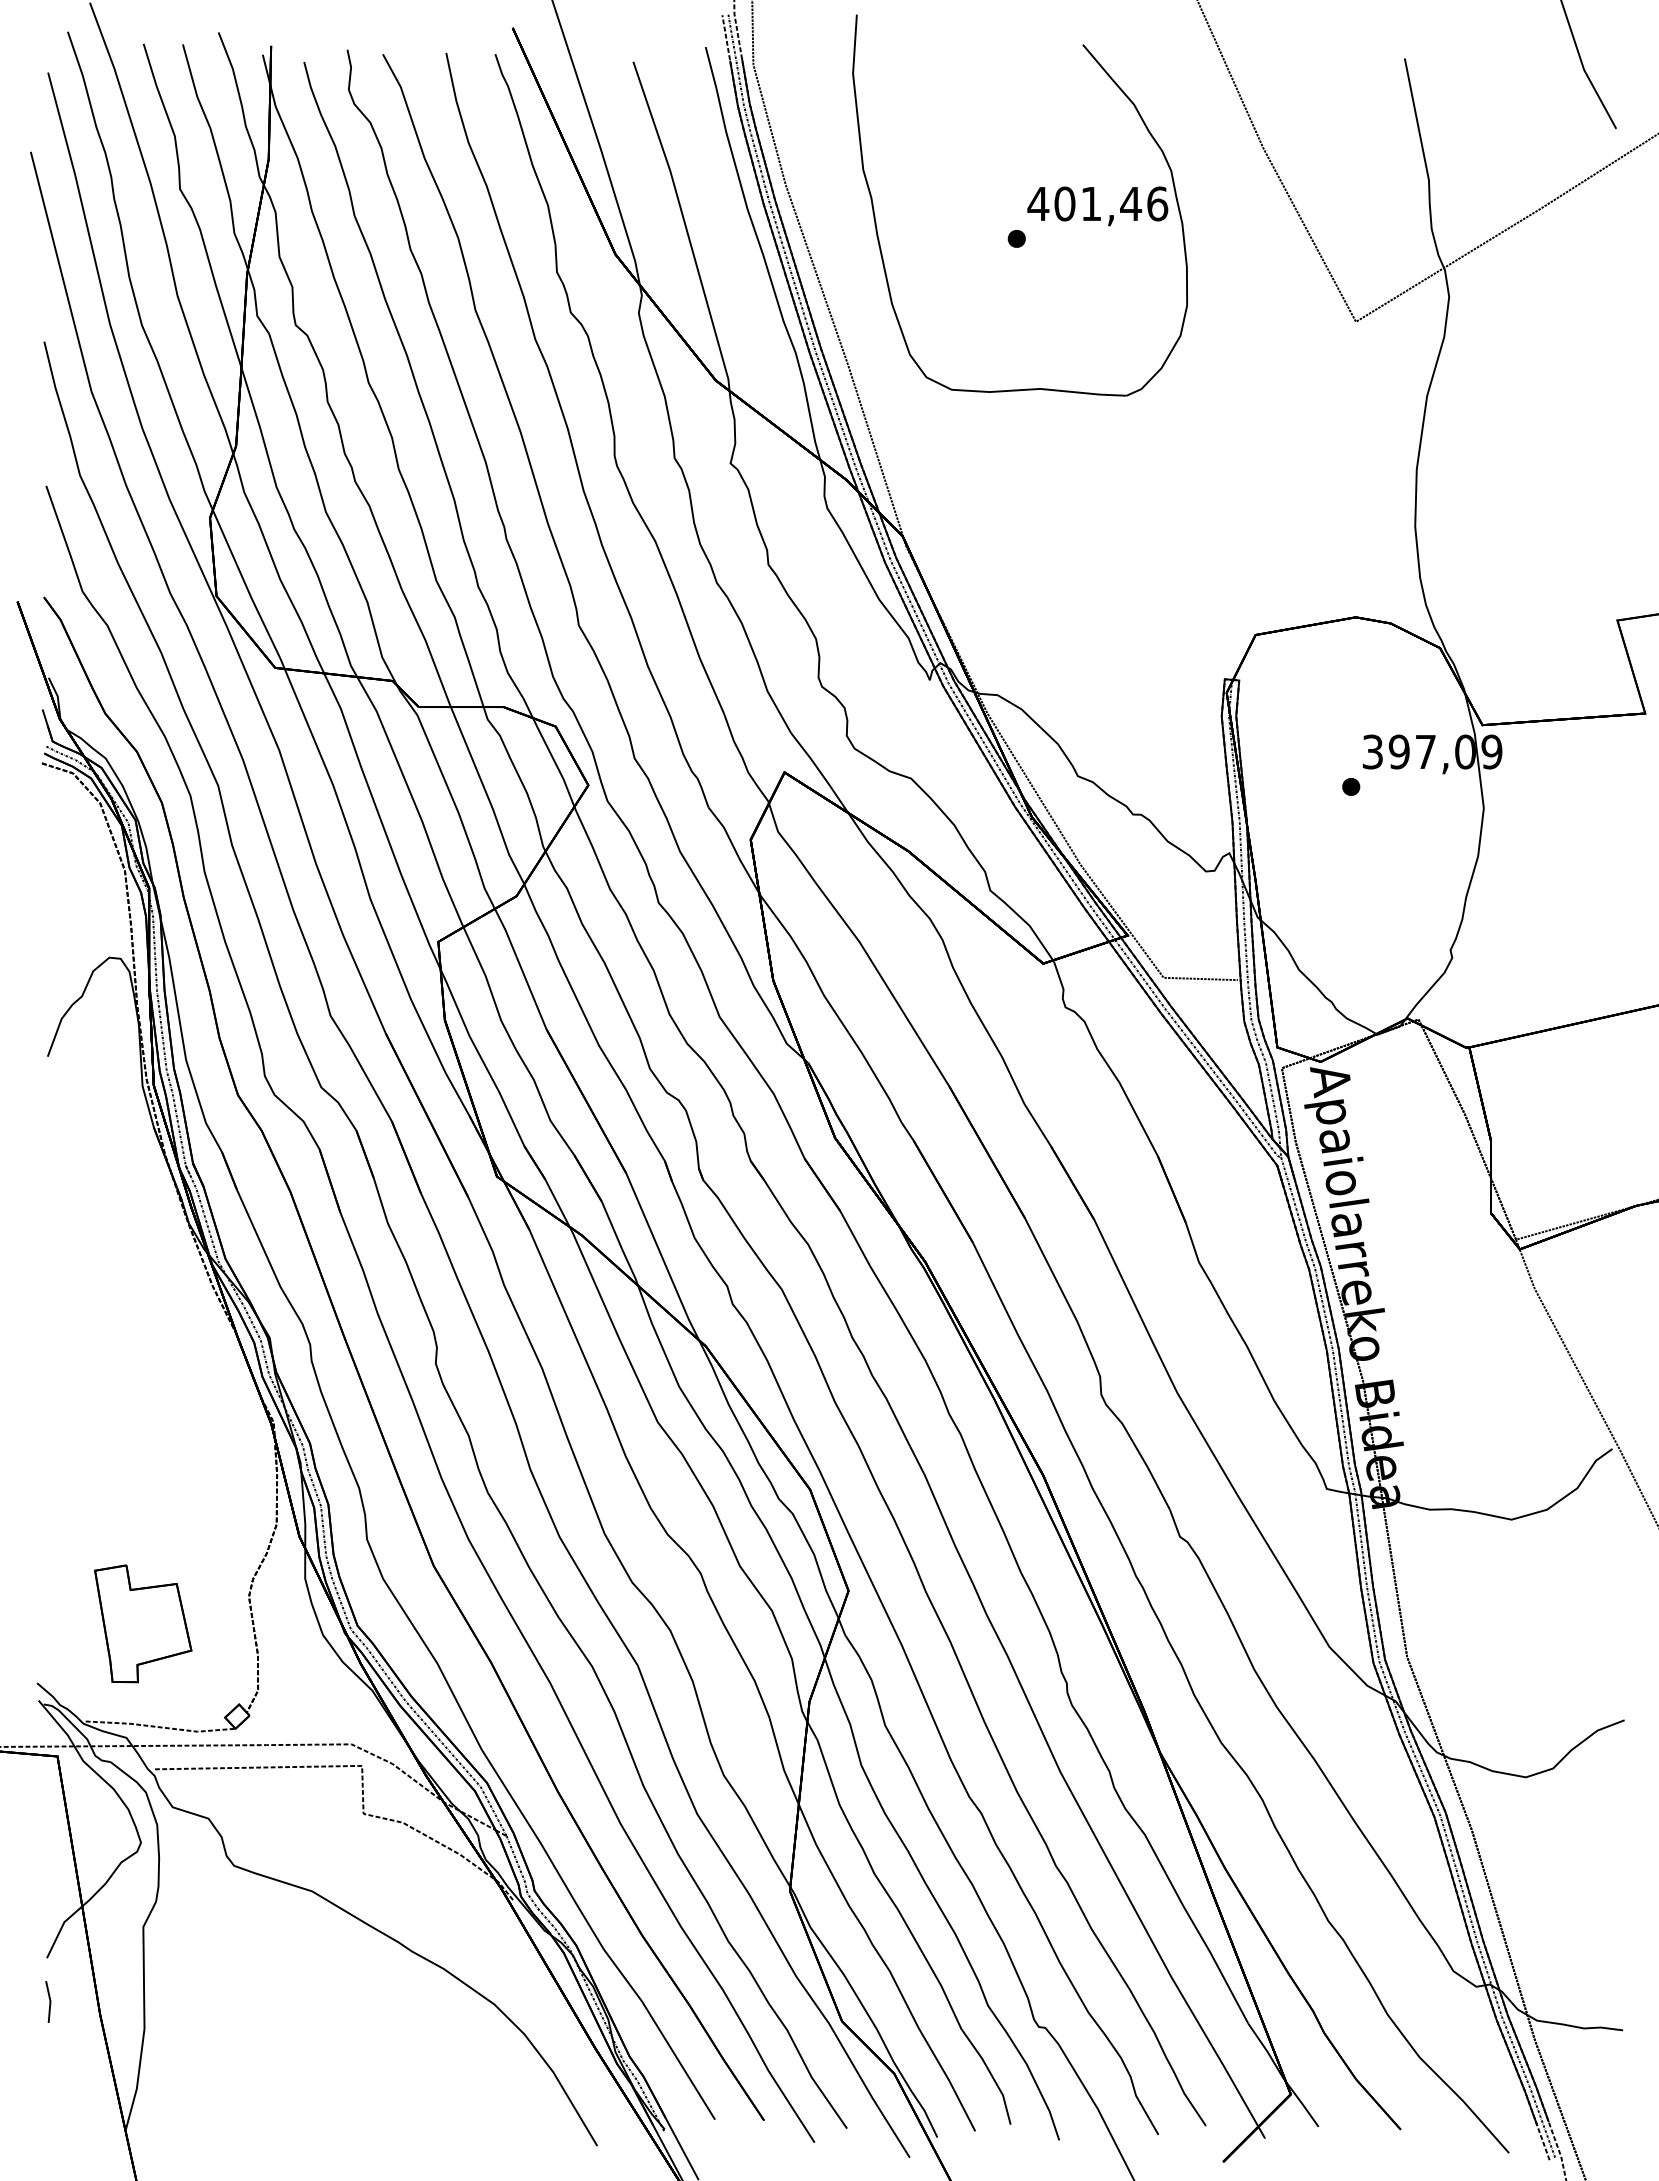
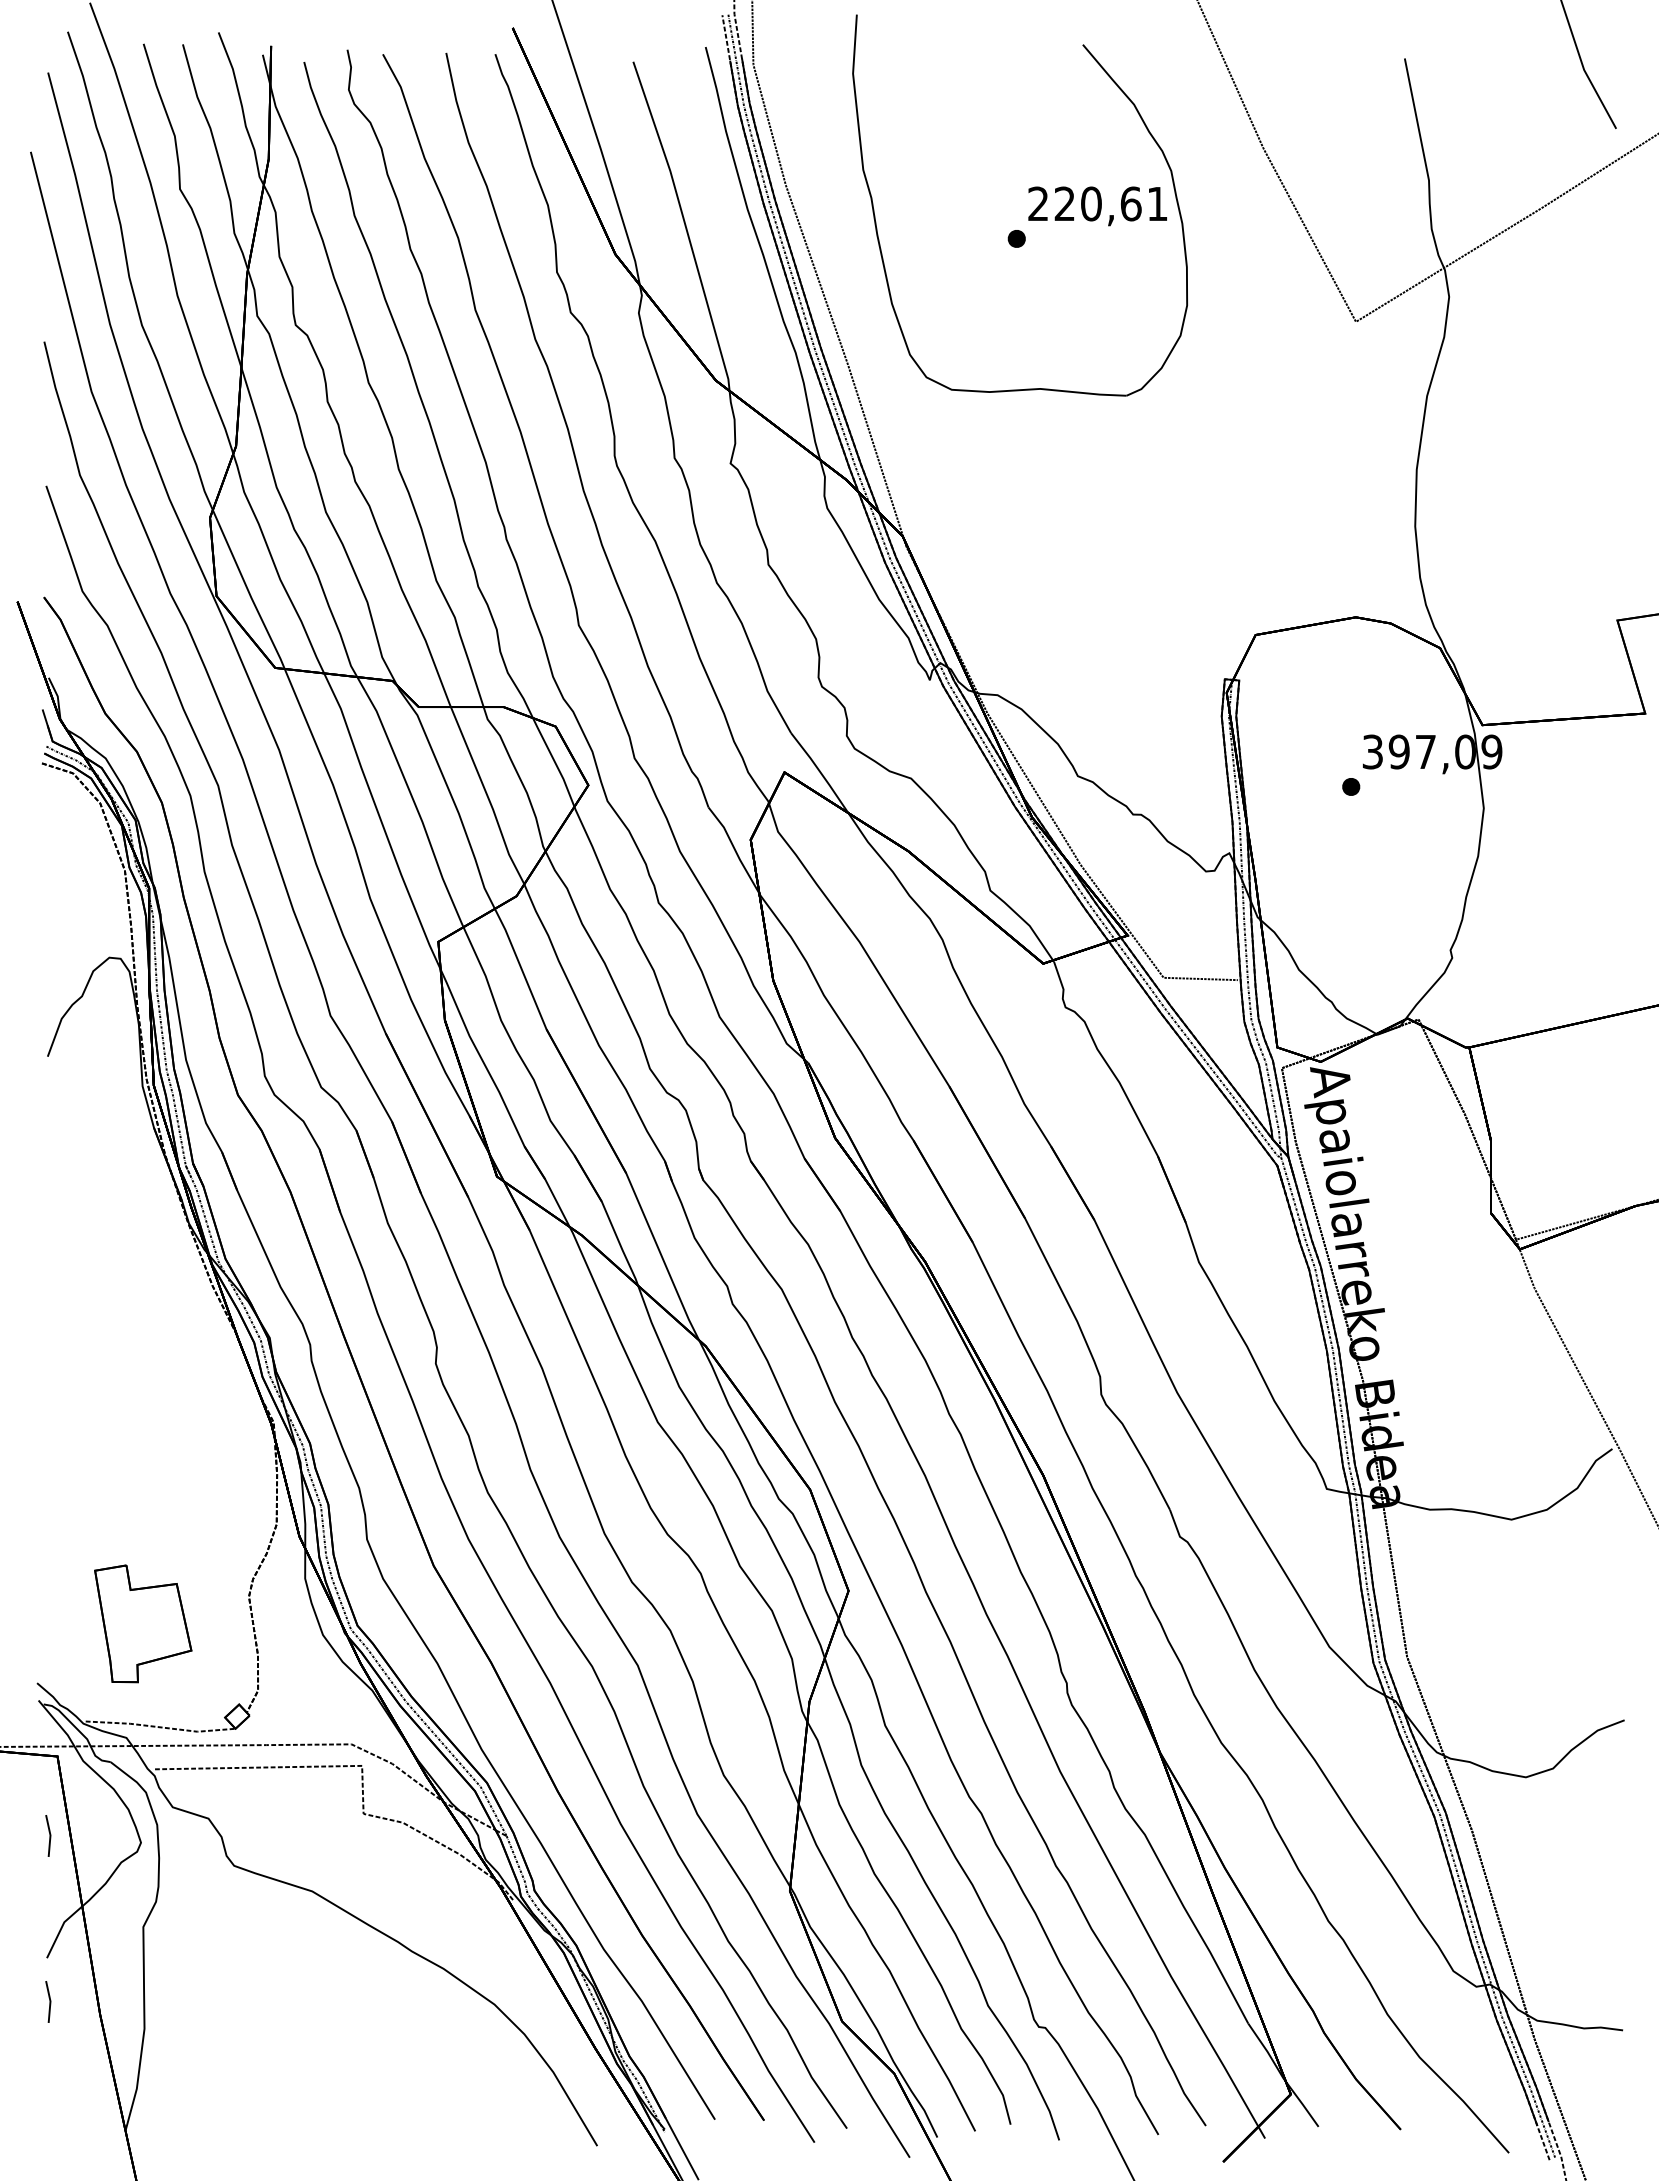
text: 401,46 -> 220,61 (1097, 203)
line: none -> present (49, 1835)
